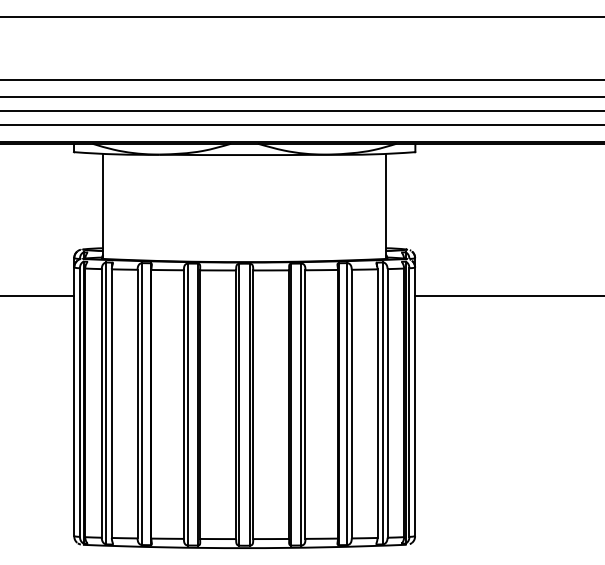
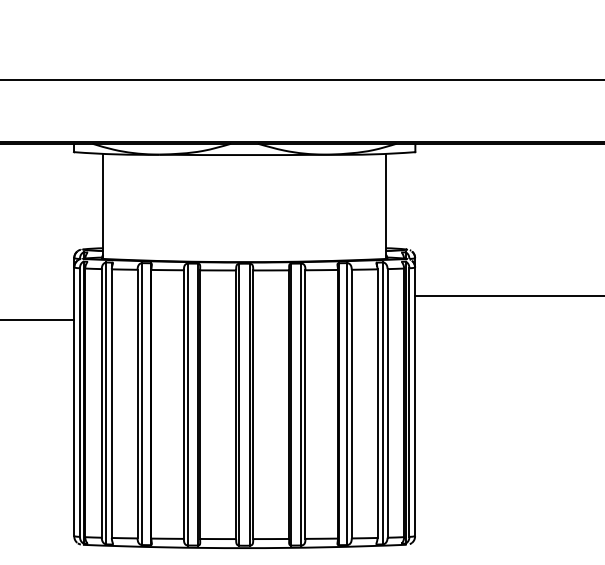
line: present -> none (301, 16)
line: present -> none (301, 97)
line: present -> none (301, 111)
line: present -> none (301, 124)
line position: (38, 296) -> (38, 320) (38, 320)
